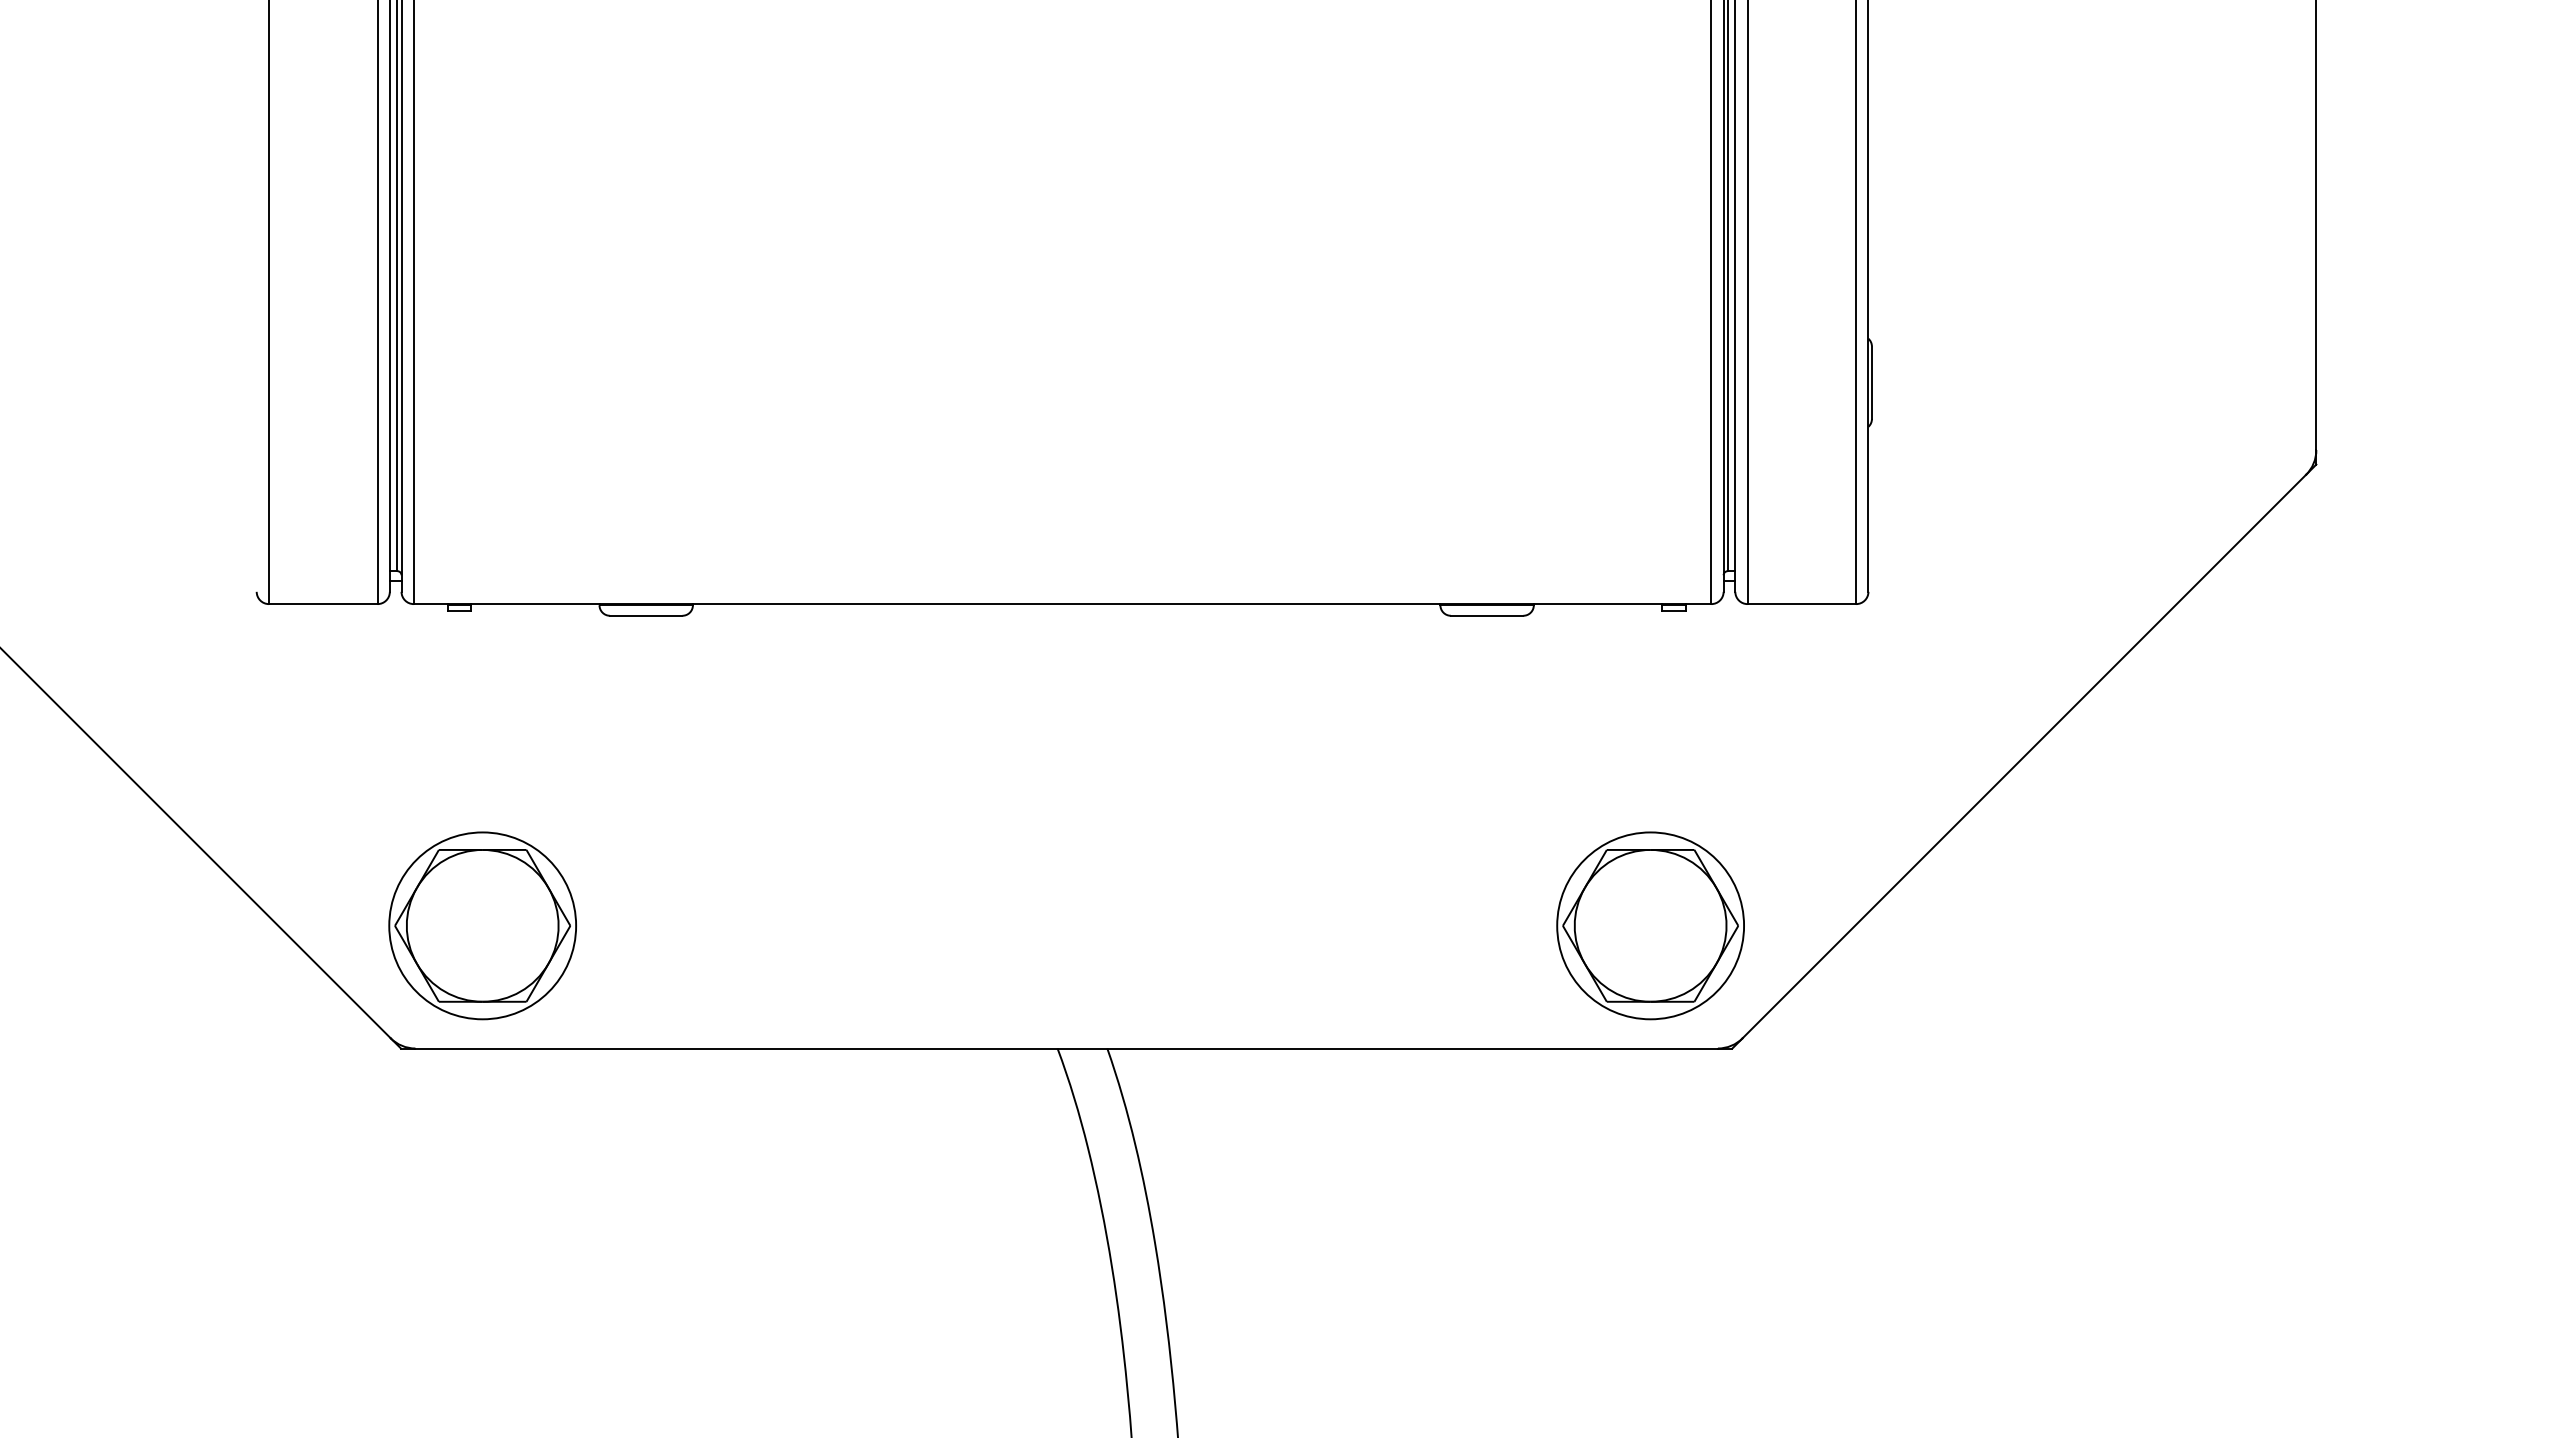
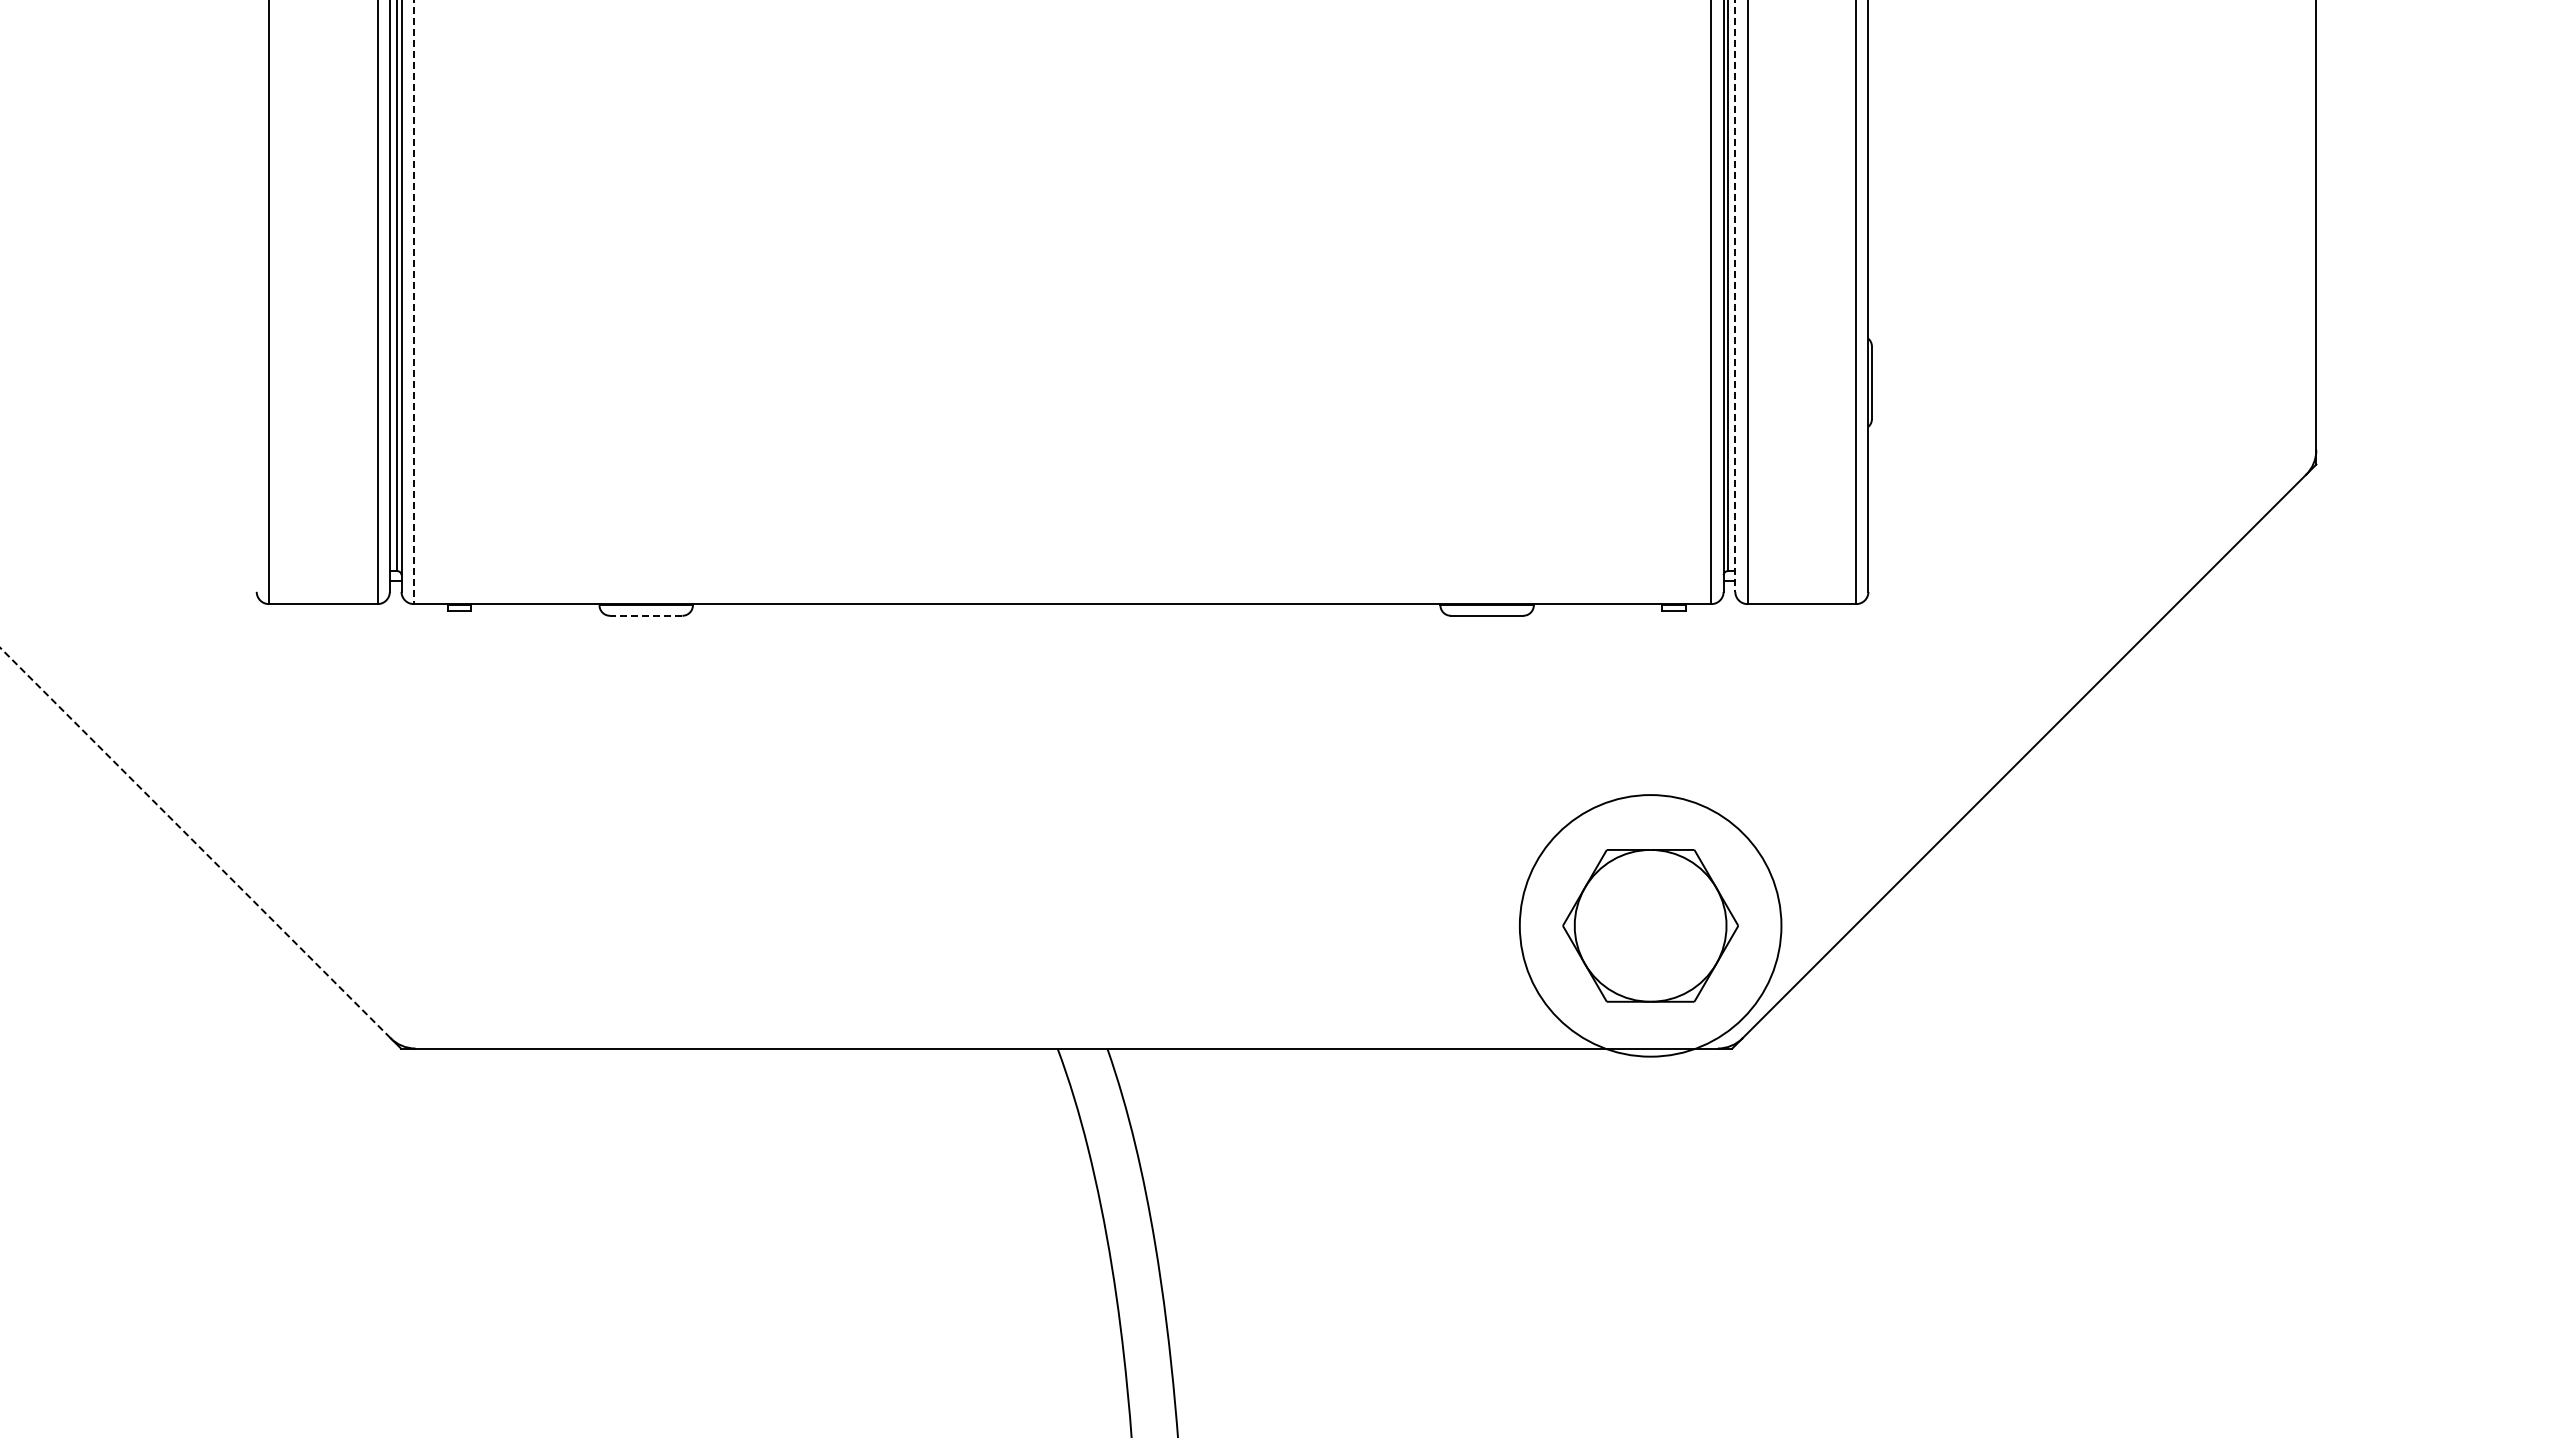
line: solid -> dashed (1735, 296)
line: solid -> dashed (413, 302)
line: solid -> dashed (645, 615)
line: solid -> dashed (195, 843)
part: present -> none (482, 925)
circle diameter: 187 px -> 262 px (1650, 925)
